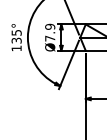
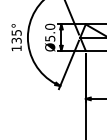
text: Ø7.9 -> Ø5.0 (50, 32)
